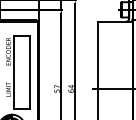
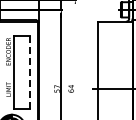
line: present -> none (75, 59)
line: solid -> dashed (30, 72)
